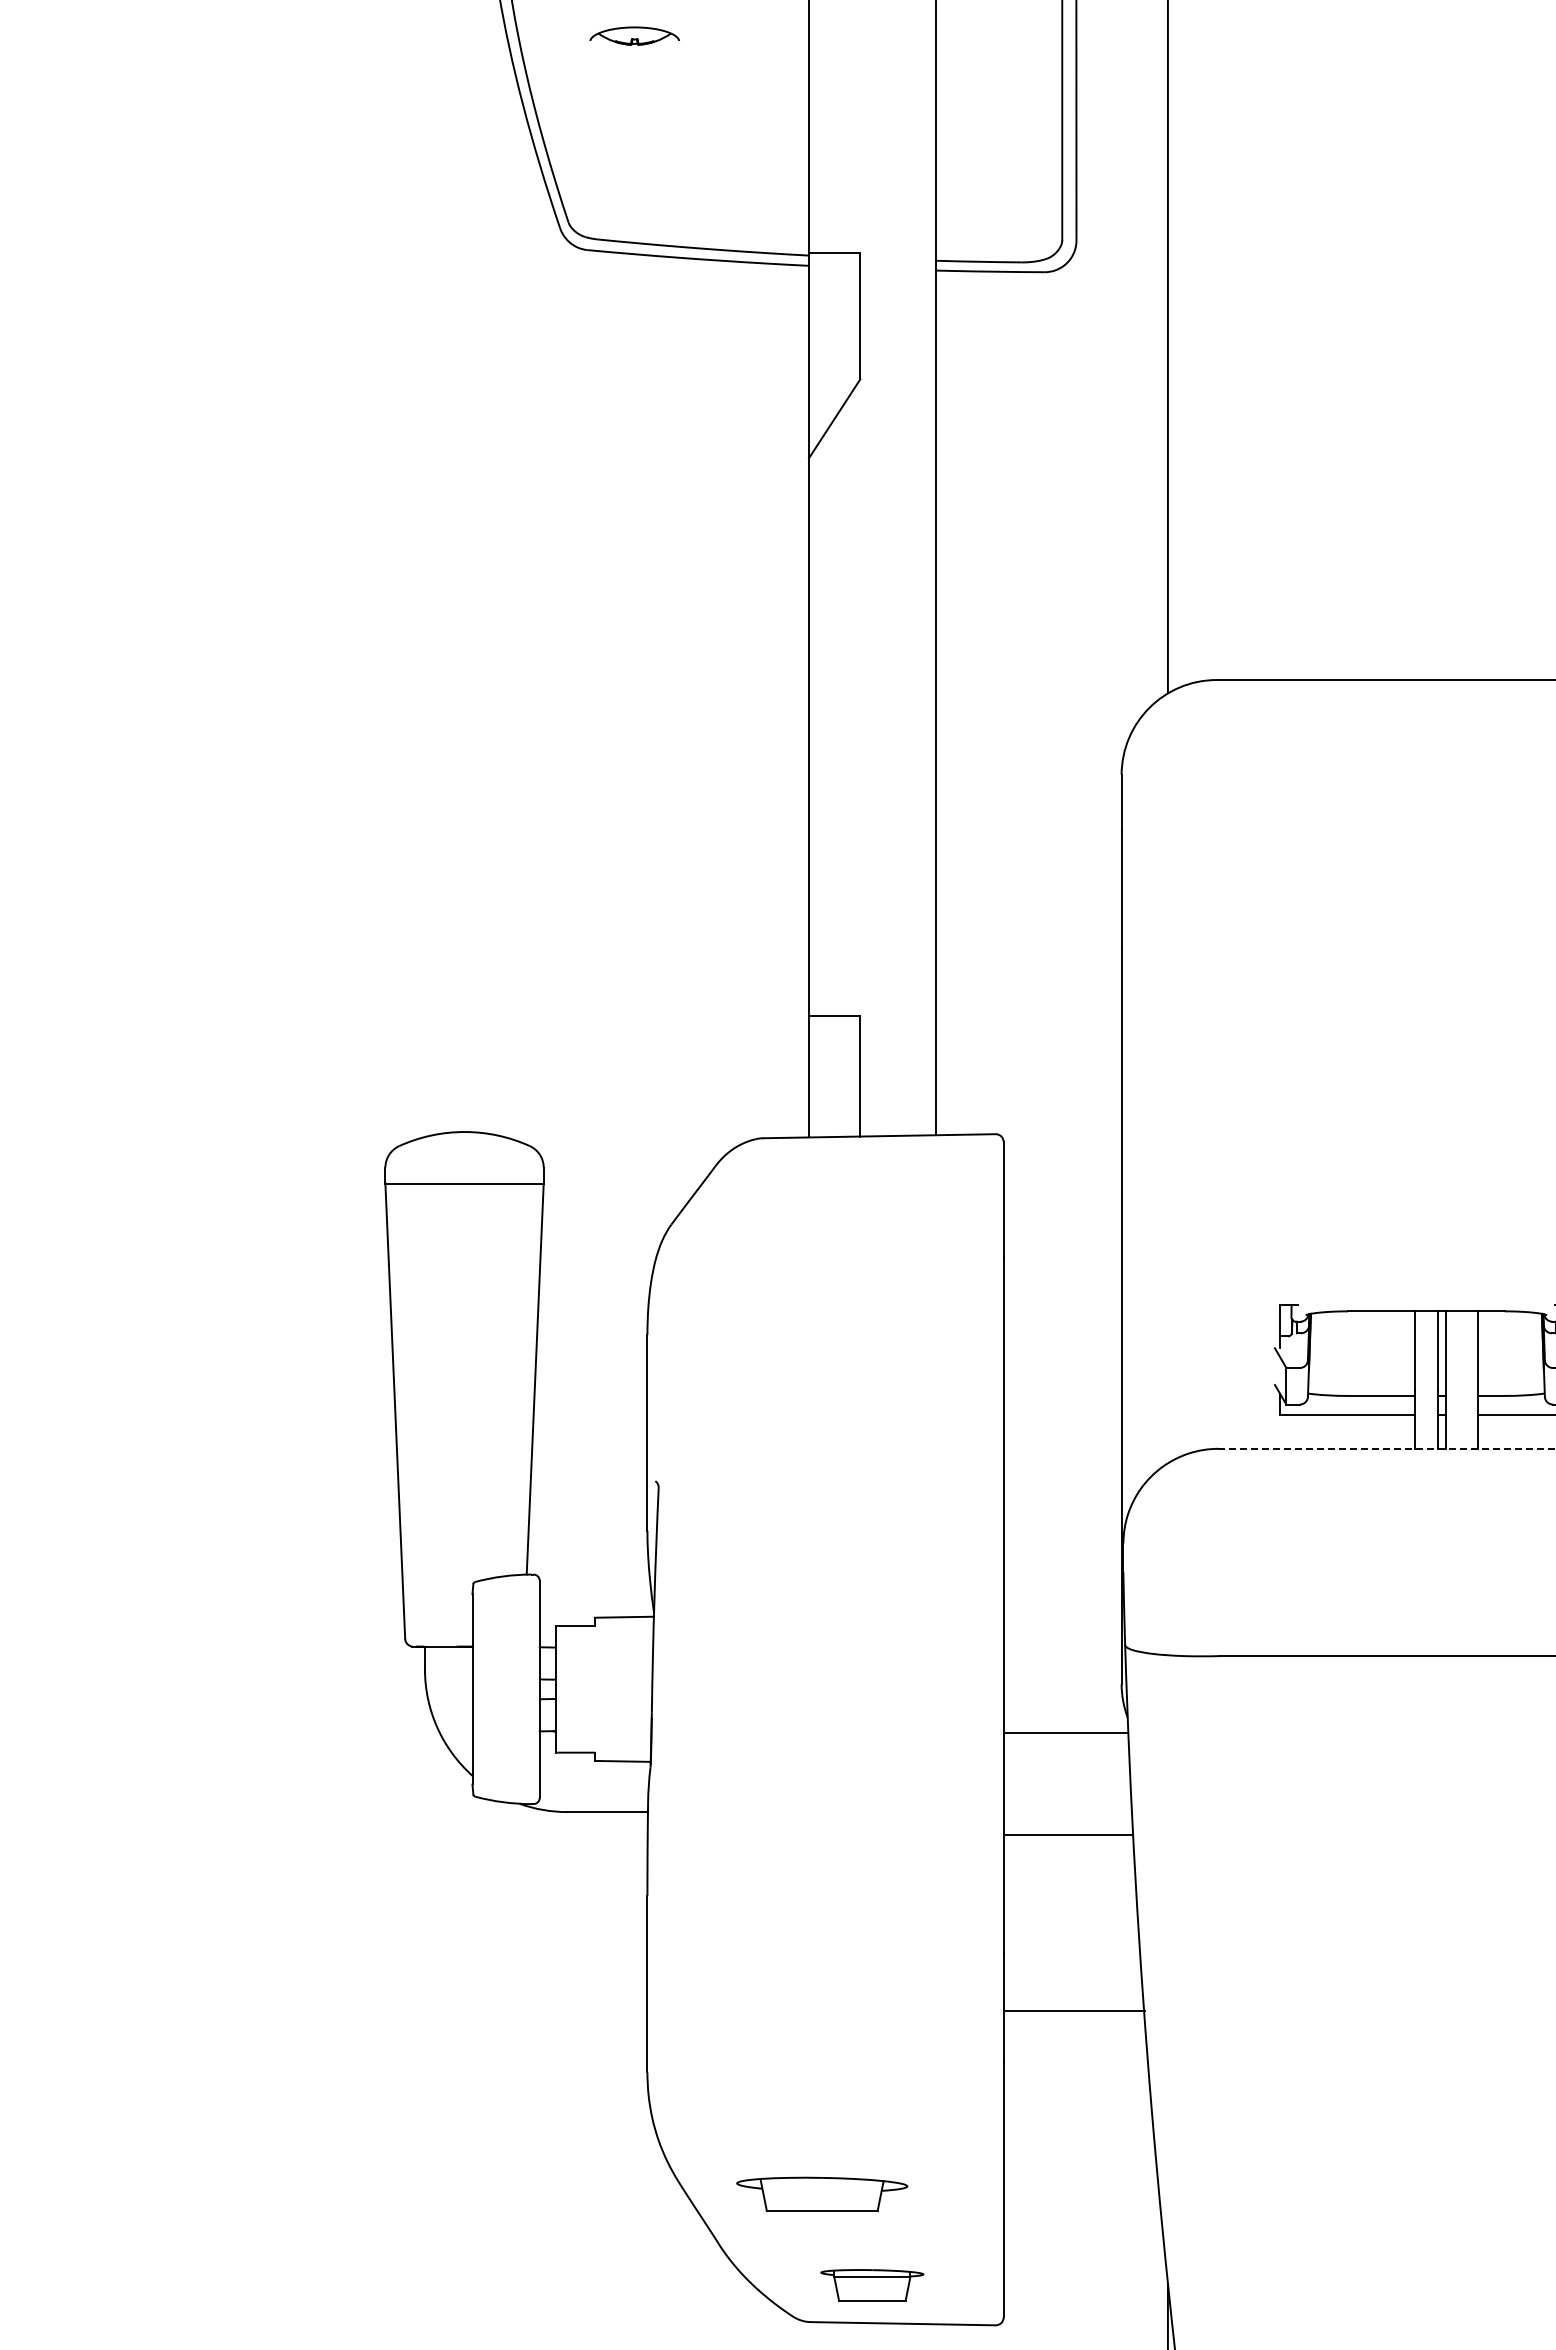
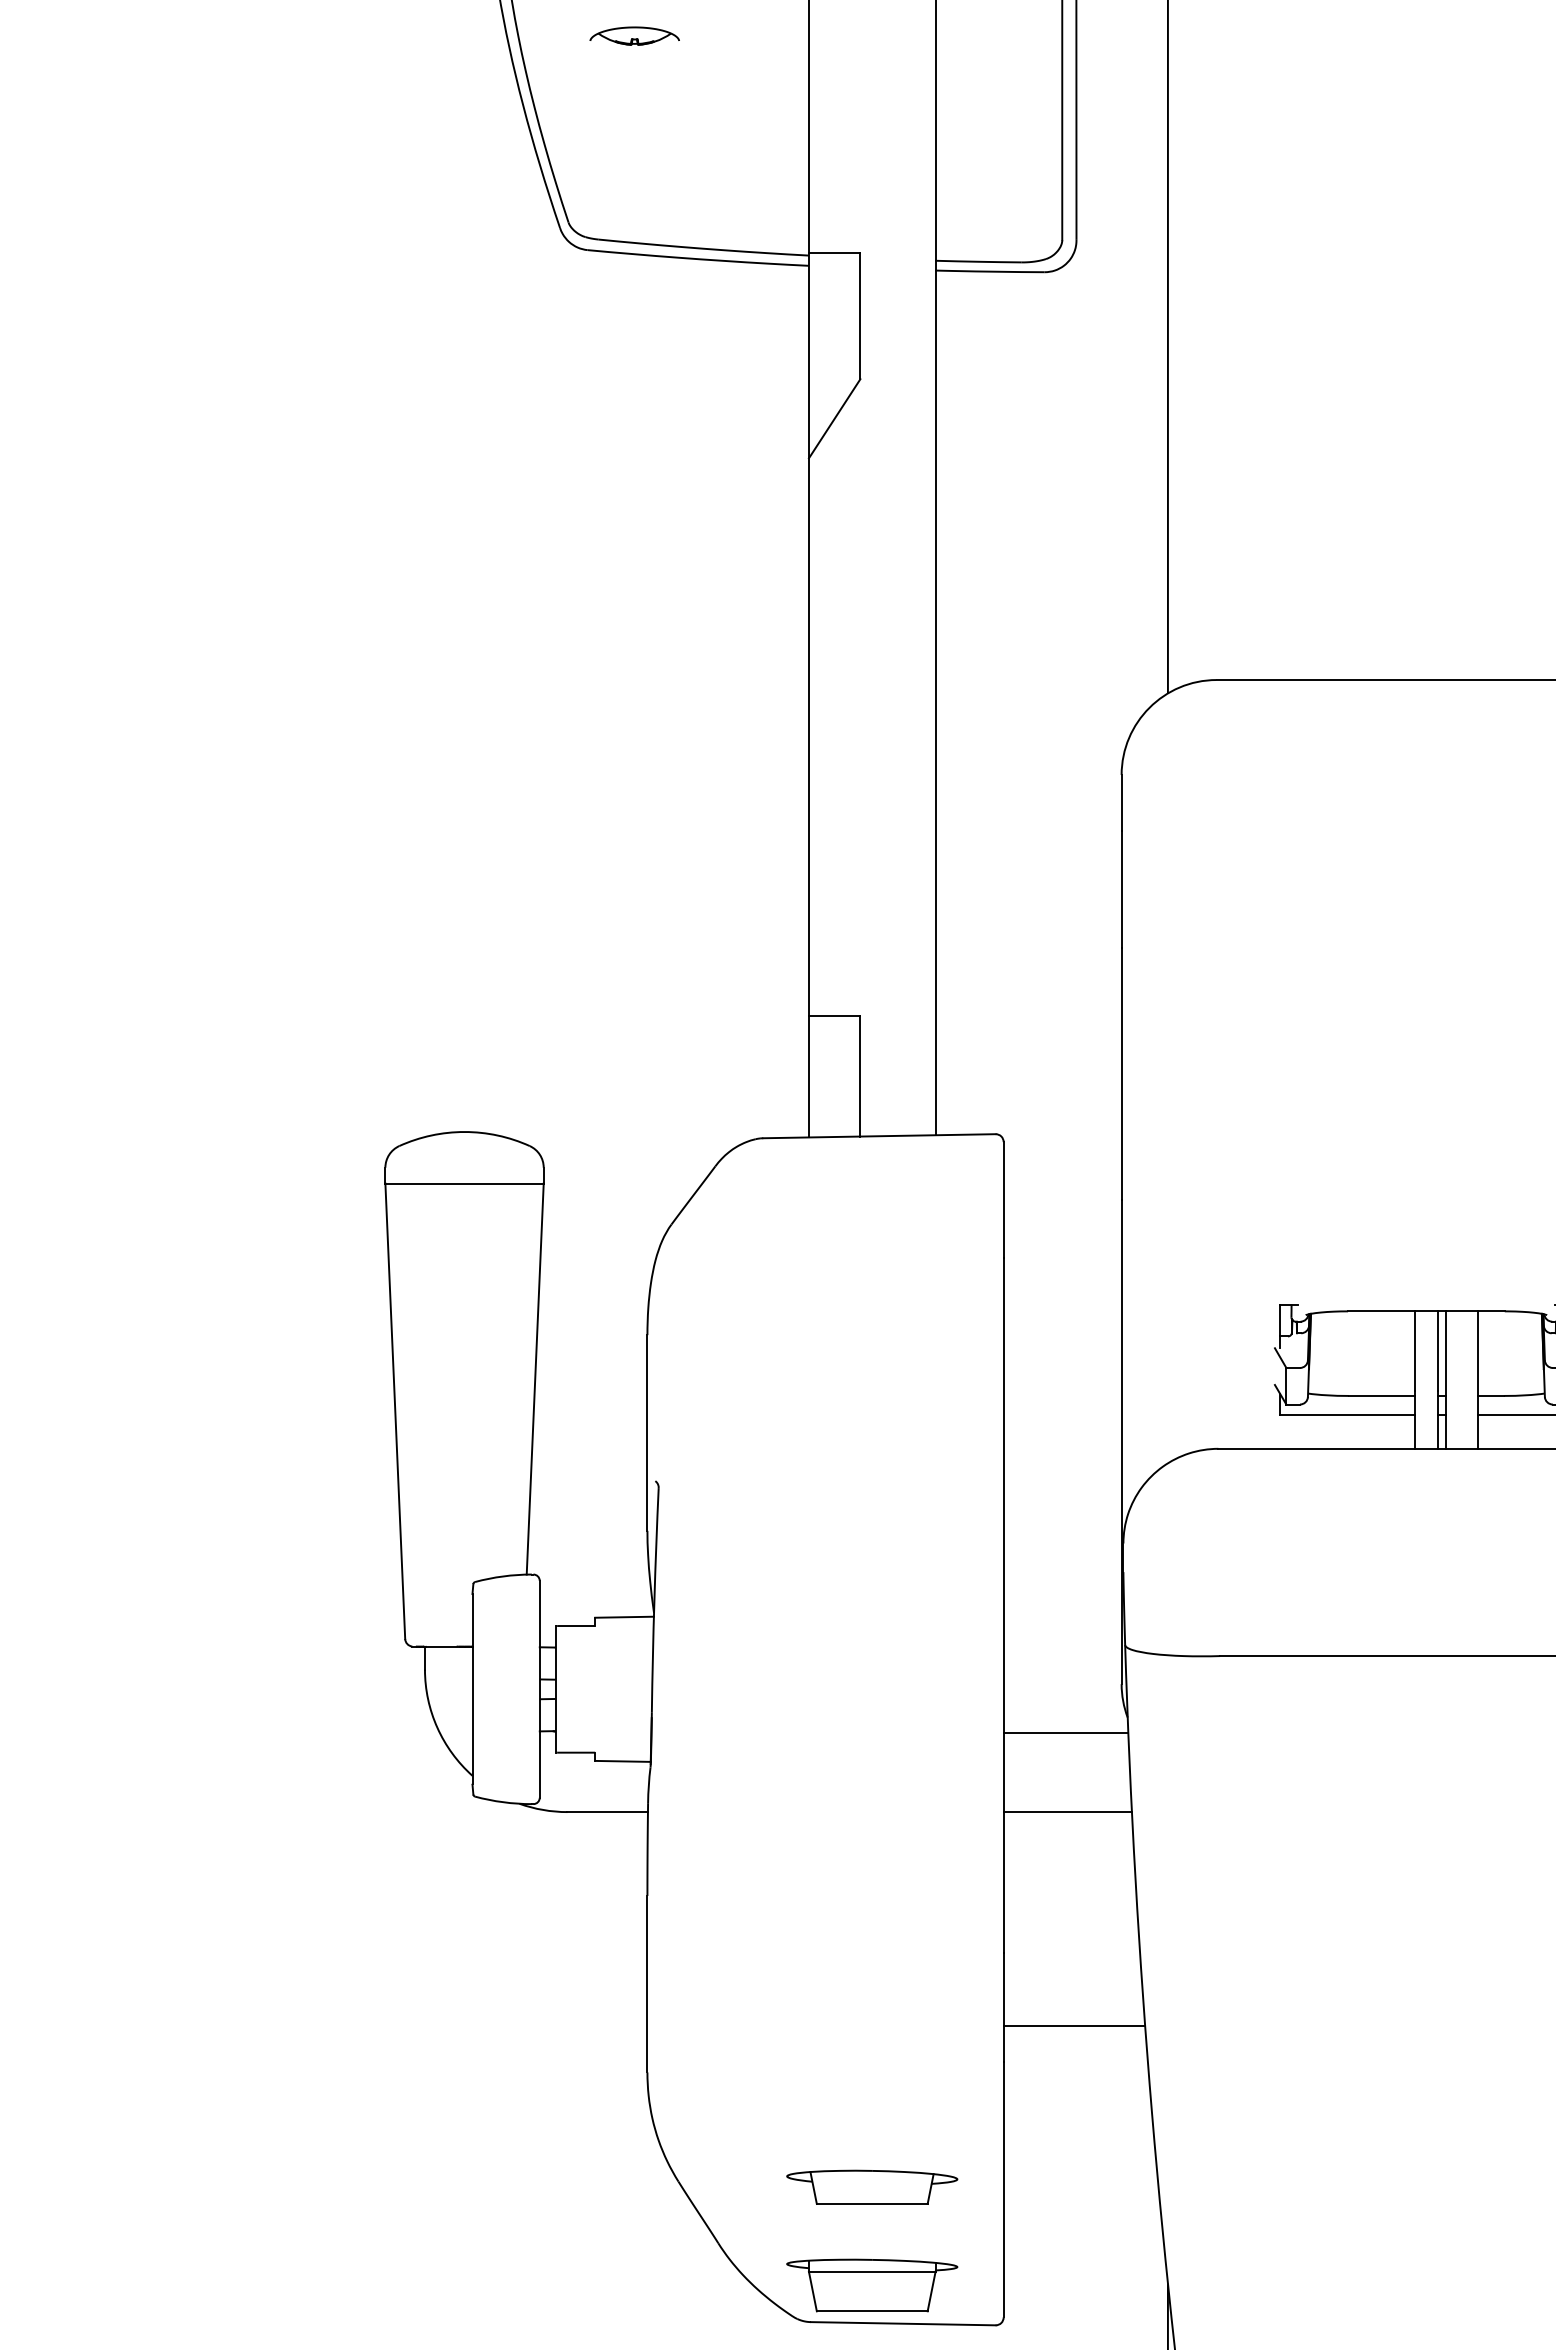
line: dashed -> solid (1387, 1448)
line position: (1067, 1835) -> (1067, 1812) (1067, 1812)
line position: (1074, 2010) -> (1074, 2025) (1074, 2025)
part position: (822, 2193) -> (872, 2186) (872, 2186)
part size: 105x33 px -> 173x55 px (872, 2285)
